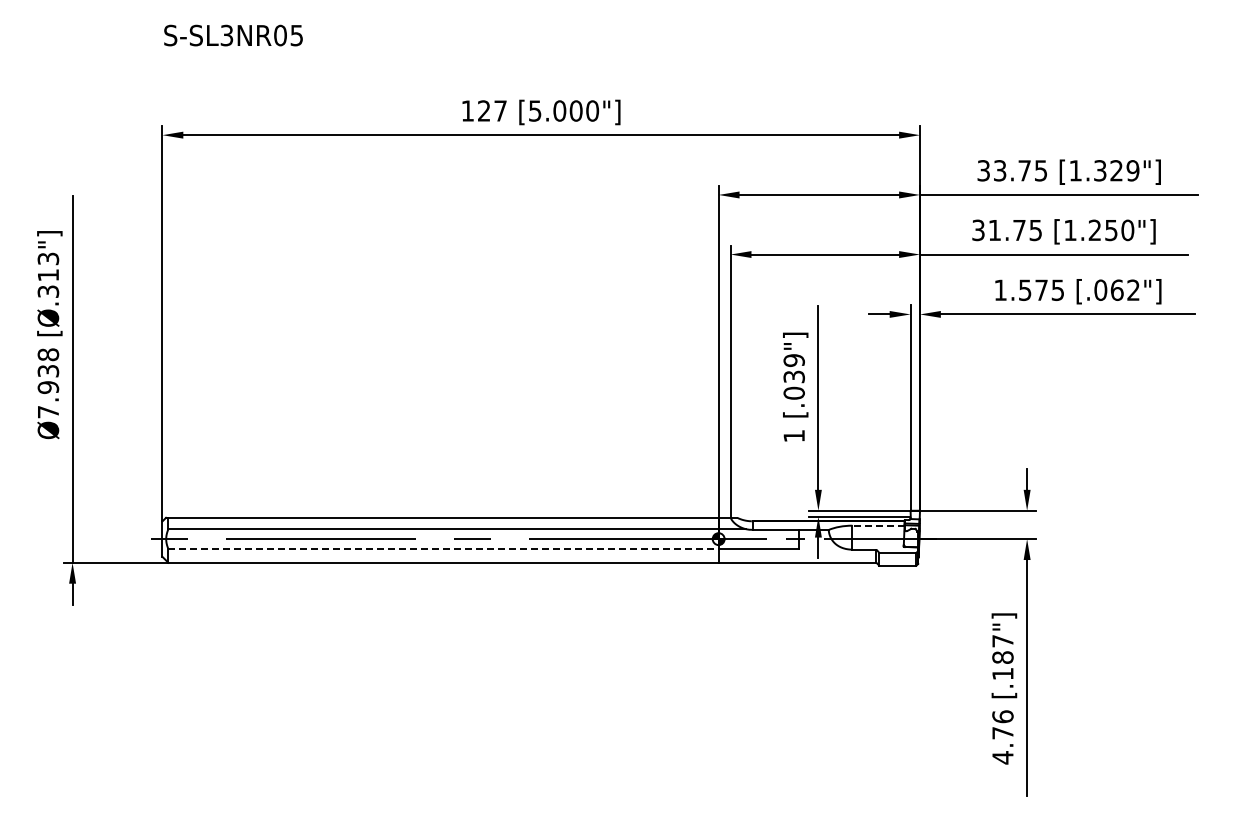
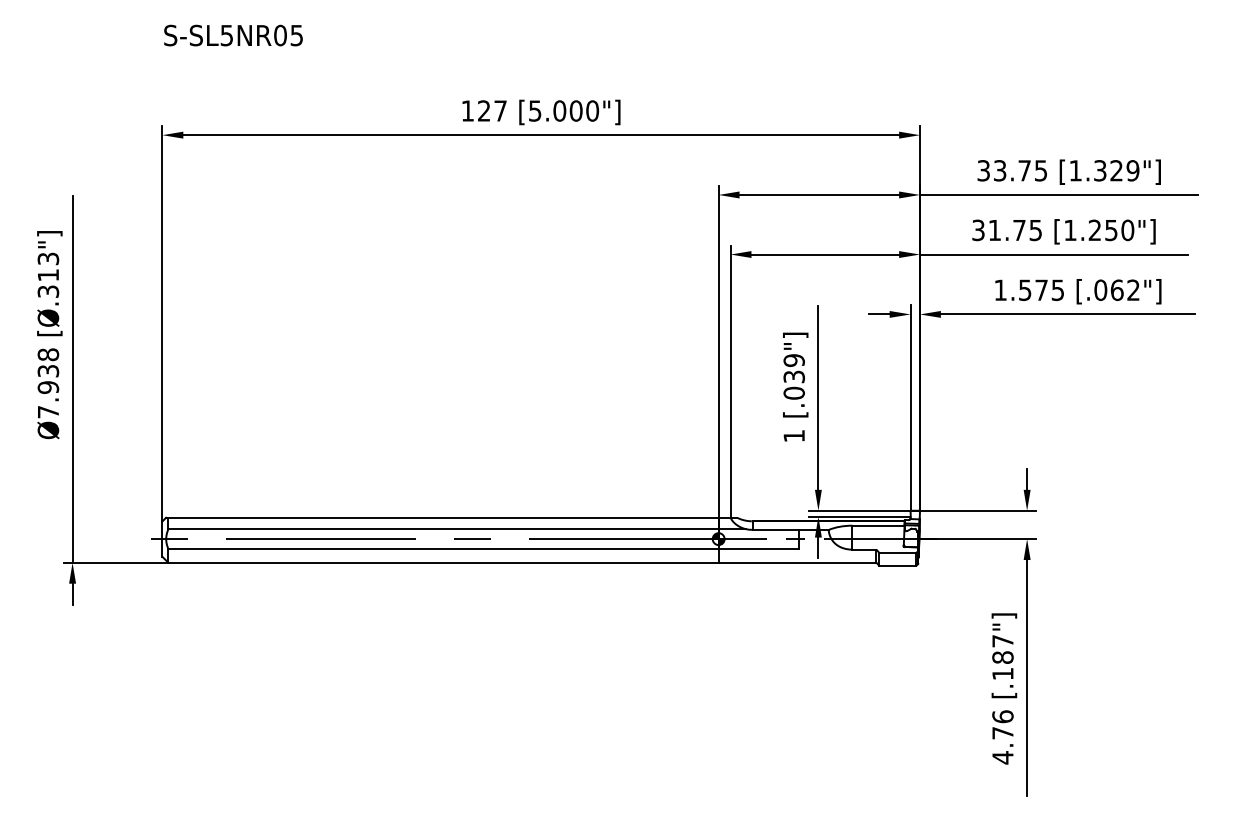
text: S-SL3NR05 -> S-SL5NR05 (227, 34)
line: dashed -> solid (877, 525)
line: dashed -> solid (444, 549)
